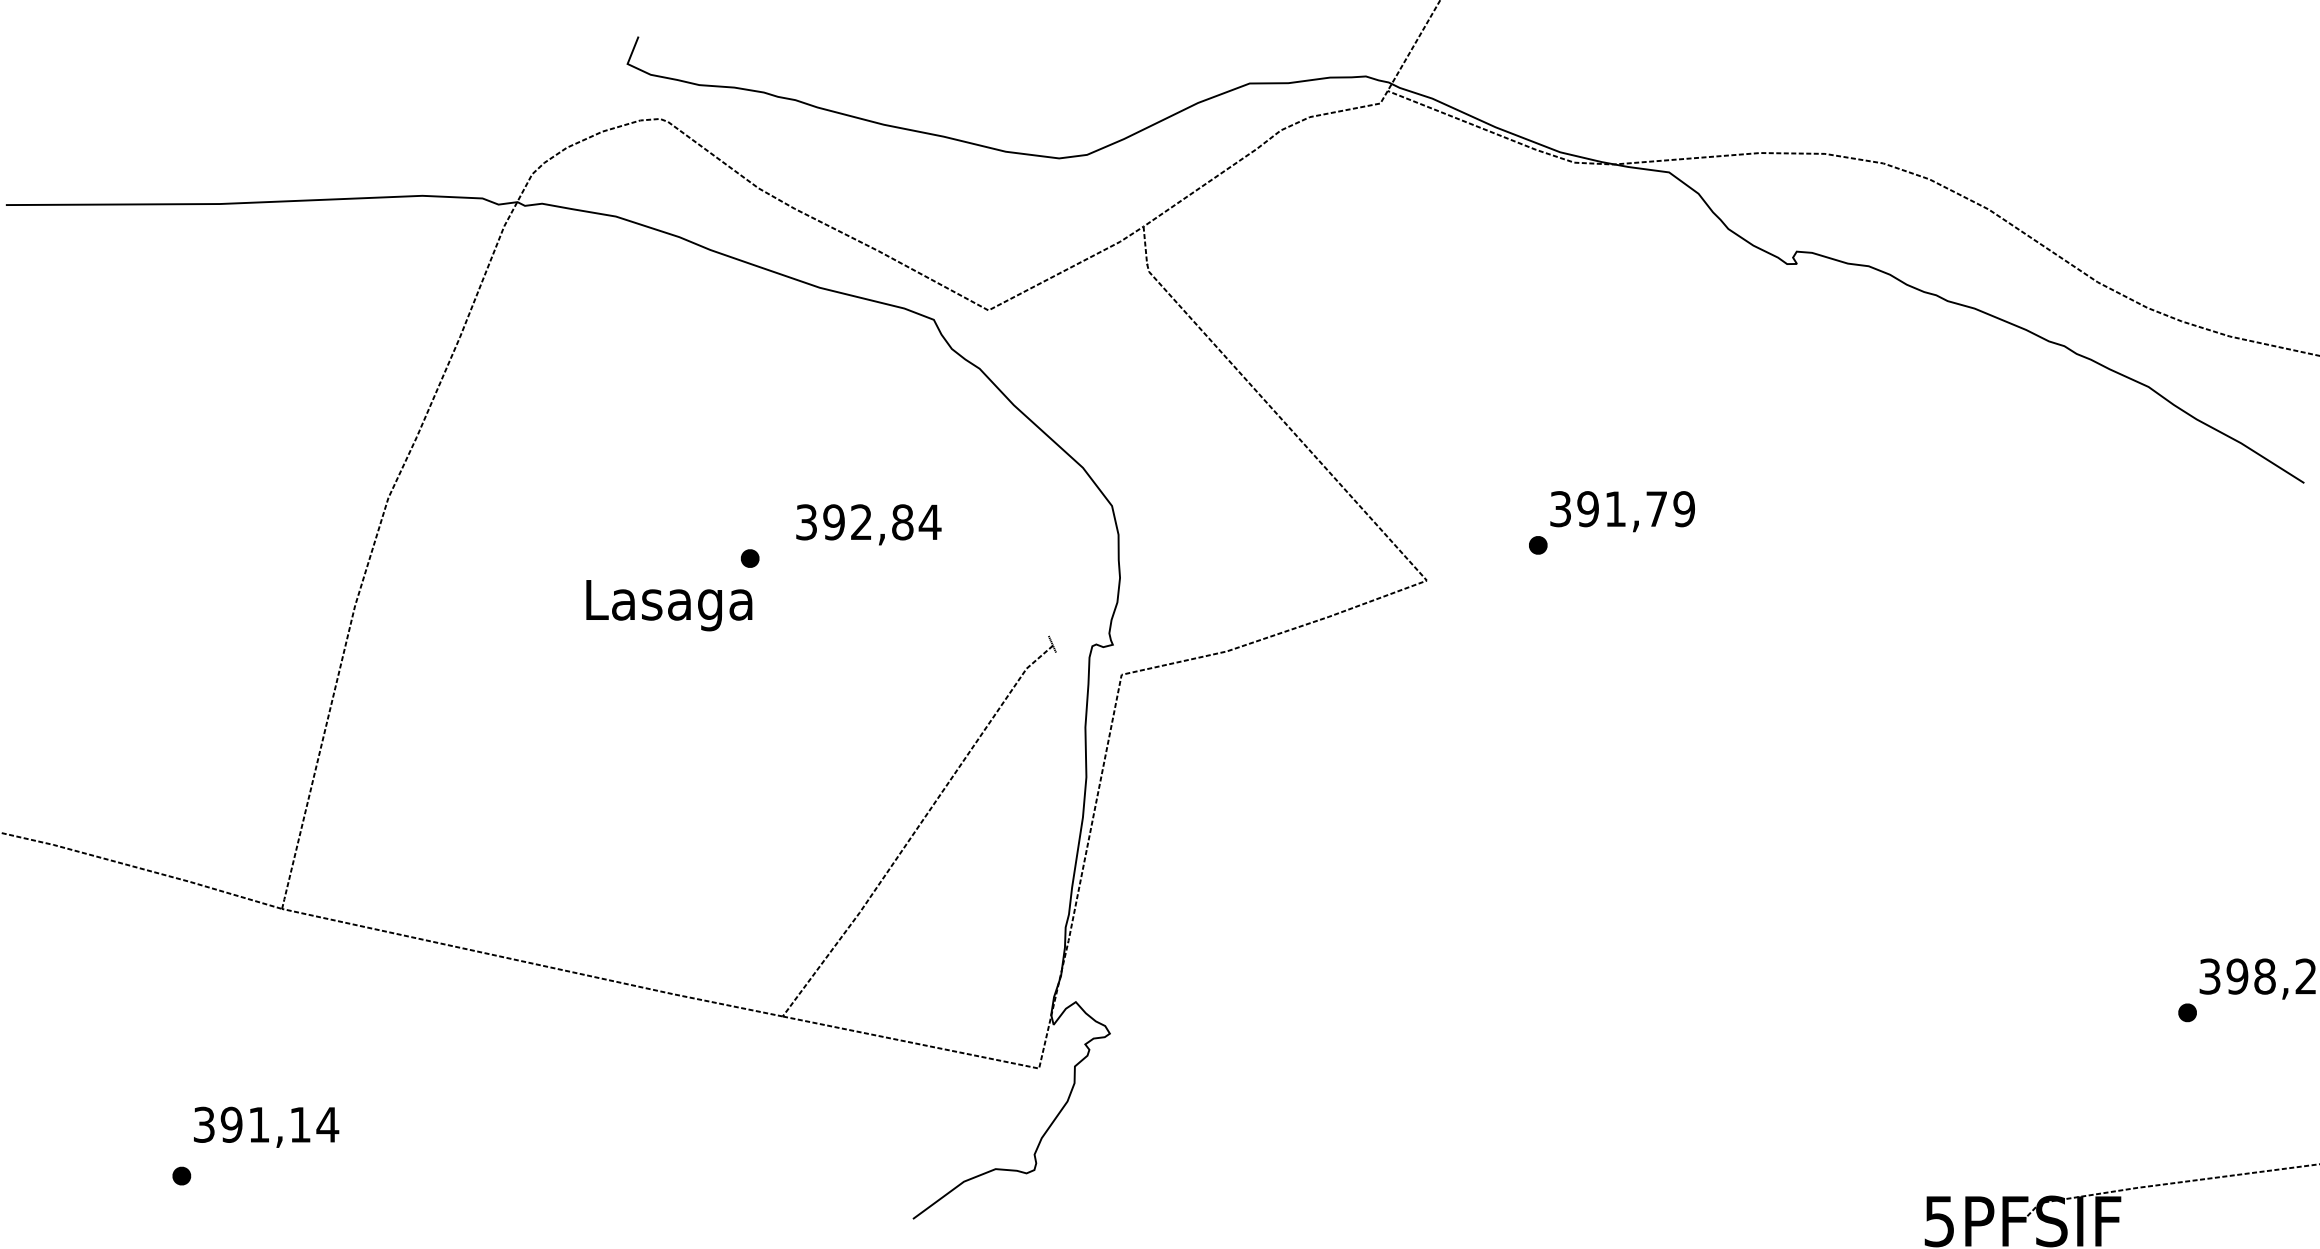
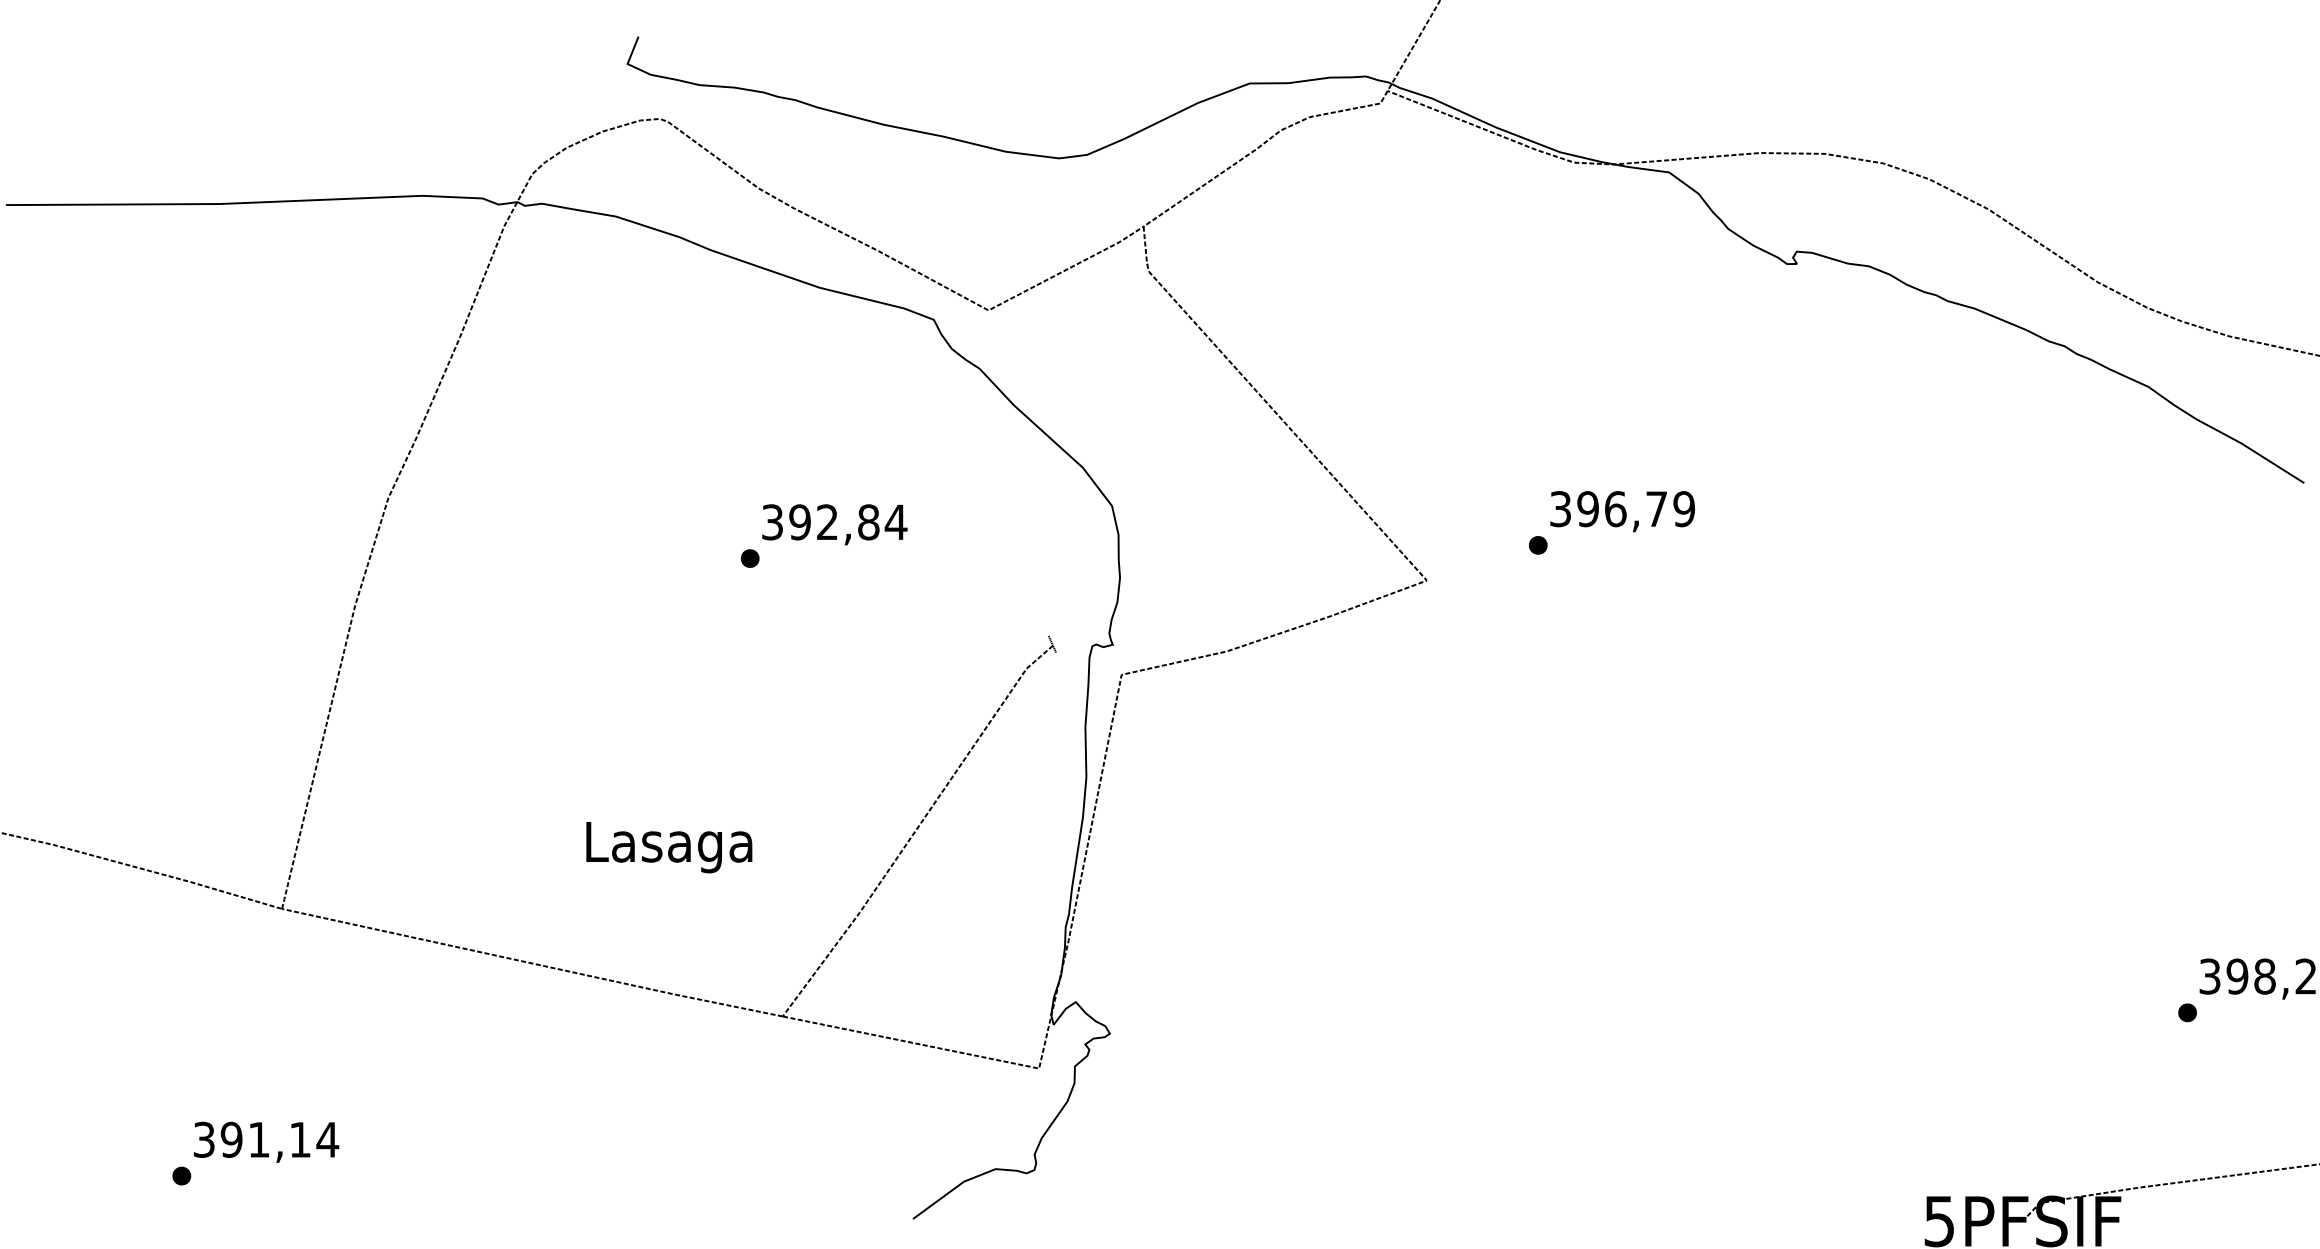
text: 391,79 -> 396,79 (1615, 509)
text position: (868, 524) -> (834, 524) (834, 524)
text position: (669, 605) -> (669, 847) (669, 847)
text position: (266, 1126) -> (266, 1141) (266, 1141)
